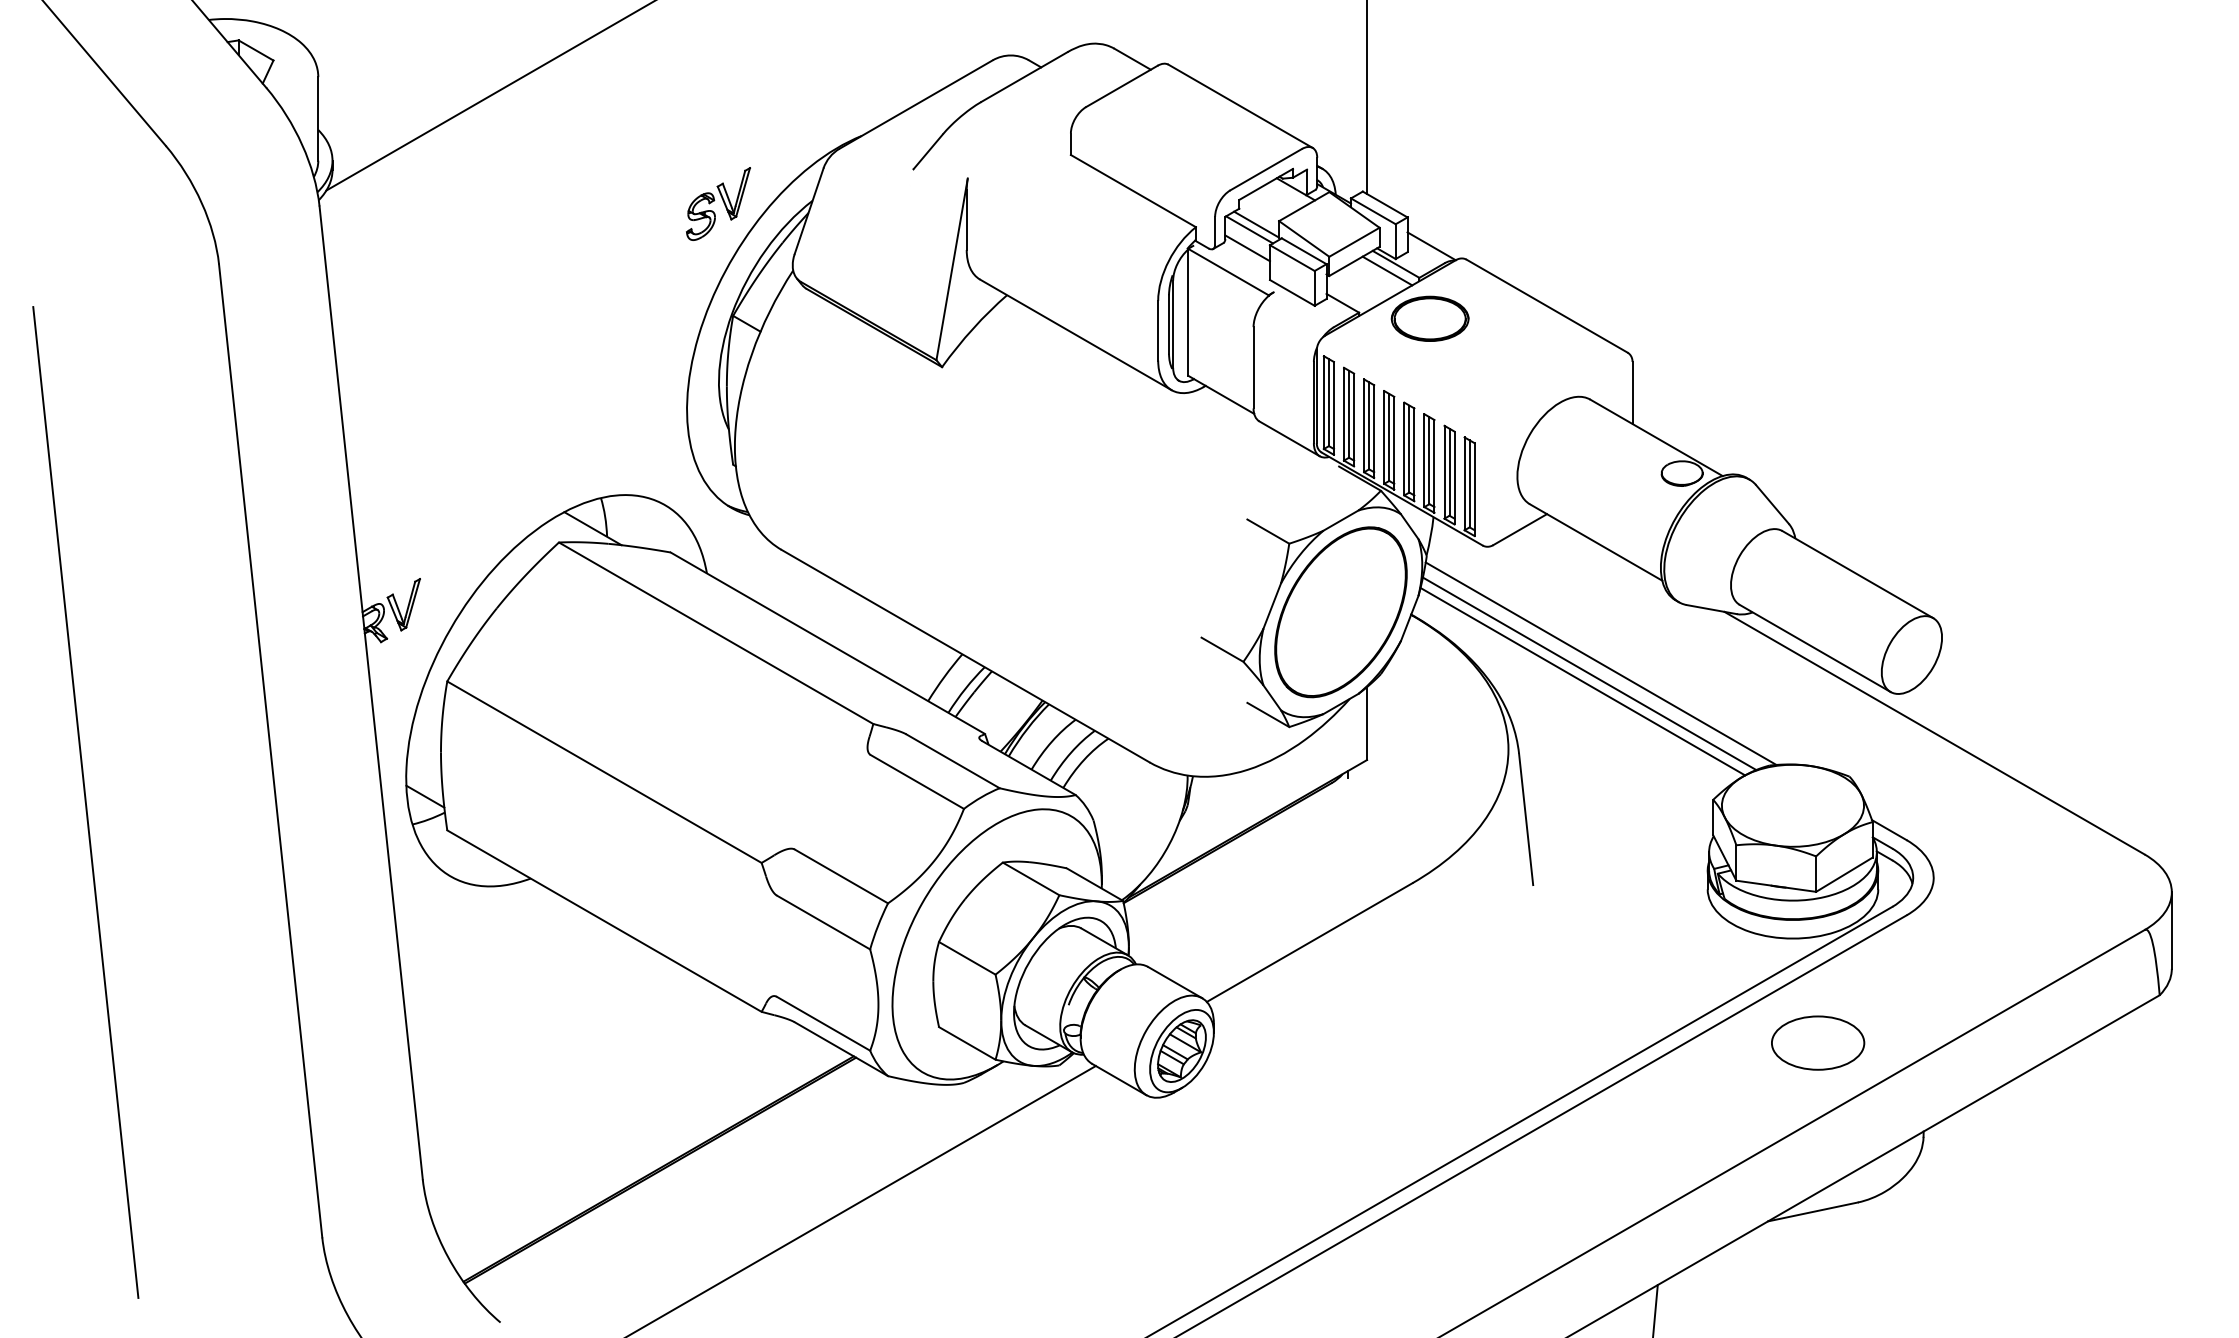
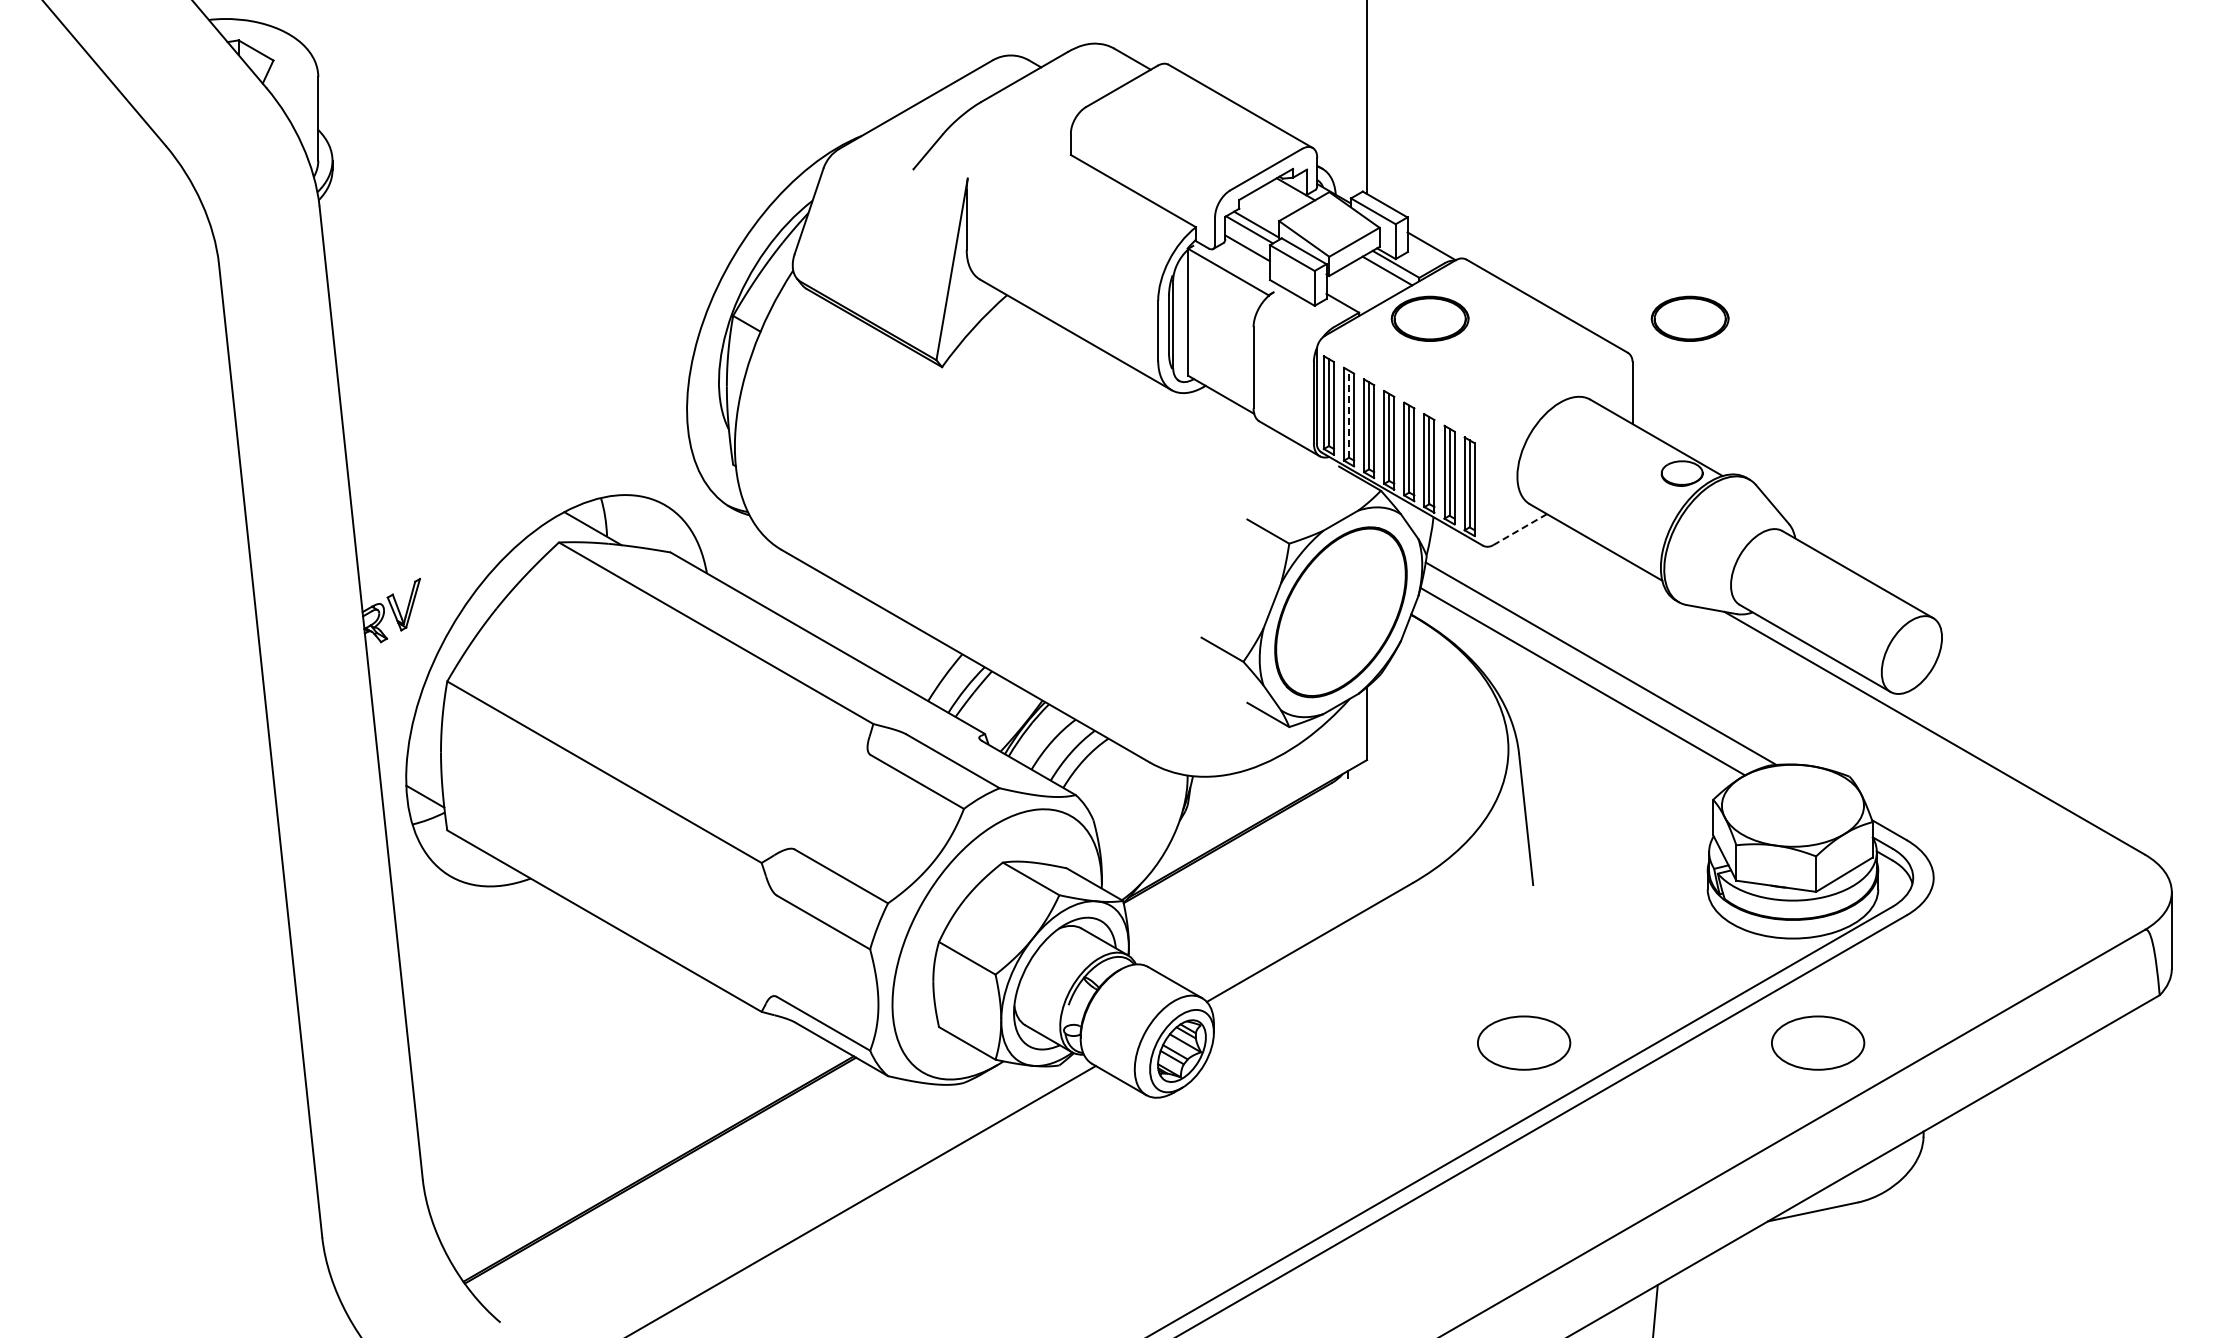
line: present -> none (489, 96)
part: present -> none (718, 203)
part: none -> present (1689, 318)
line: solid -> dashed (1349, 414)
line: solid -> dashed (1520, 529)
line: present -> none (1589, 673)
line: present -> none (85, 802)
part: none -> present (1524, 1042)
